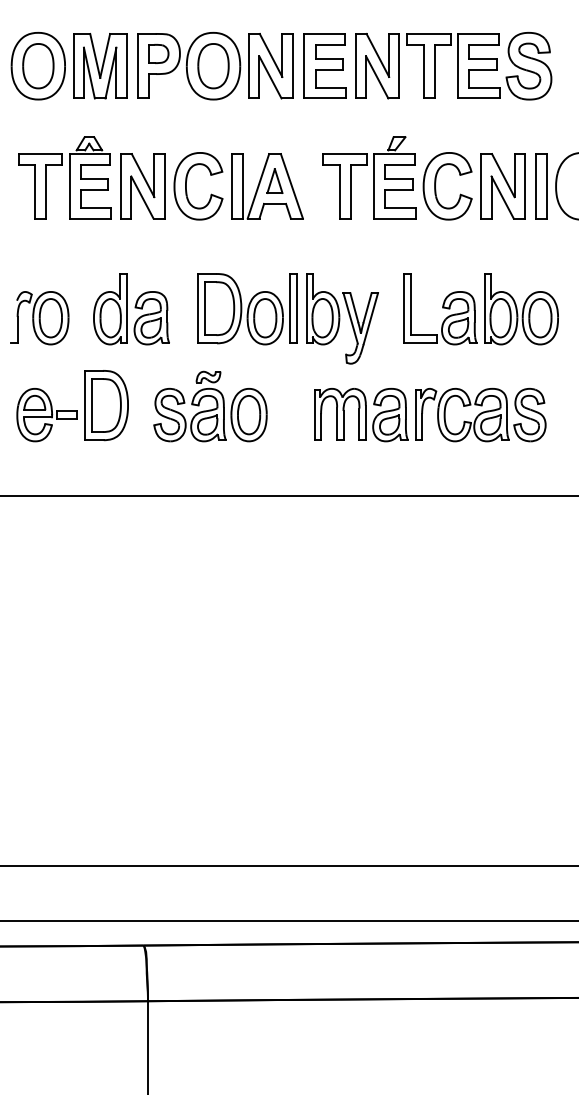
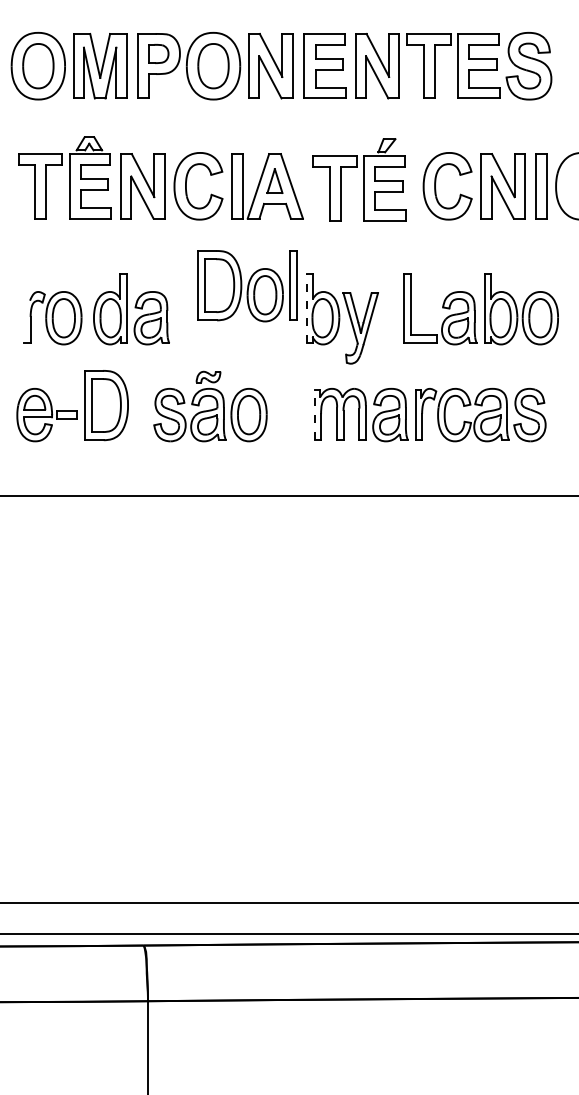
part position: (369, 177) -> (359, 179) (359, 179)
line: solid -> dashed (306, 308)
part position: (247, 309) -> (247, 286) (247, 286)
part position: (39, 318) -> (52, 318) (52, 318)
line: solid -> dashed (314, 414)
line position: (288, 865) -> (288, 902) (288, 902)
line position: (288, 921) -> (288, 934) (288, 934)
